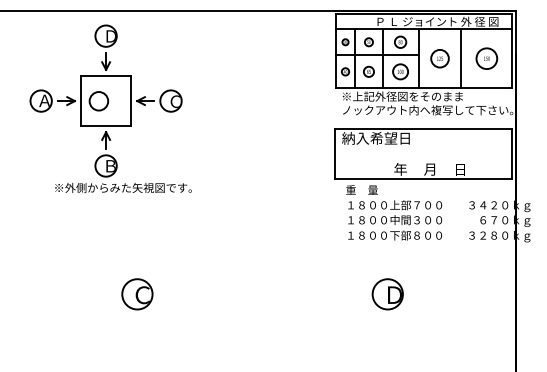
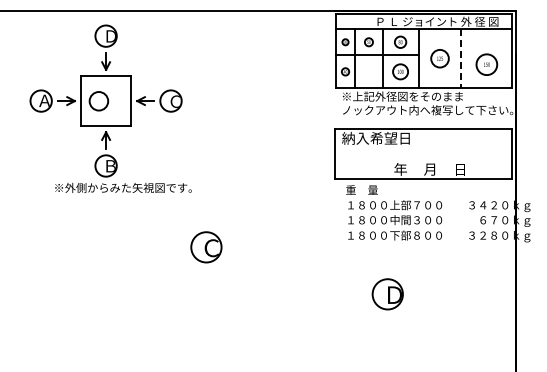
line: solid -> dashed (461, 58)
part position: (486, 58) -> (486, 64) (486, 64)
part: present -> none (368, 71)
part position: (137, 294) -> (206, 247) (206, 247)
